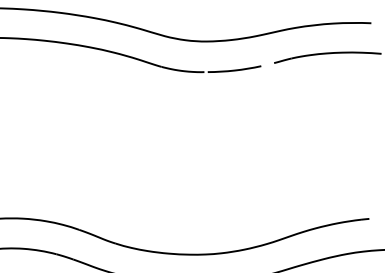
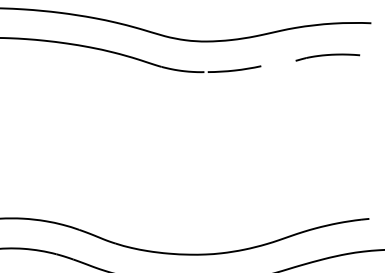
part size: 108x13 px -> 66x9 px (327, 57)
